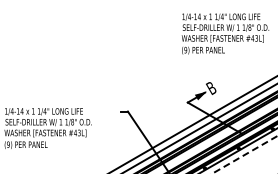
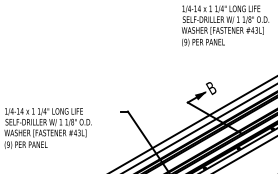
text position: (225, 33) -> (225, 25) (225, 25)
line: dashed -> solid (245, 154)
